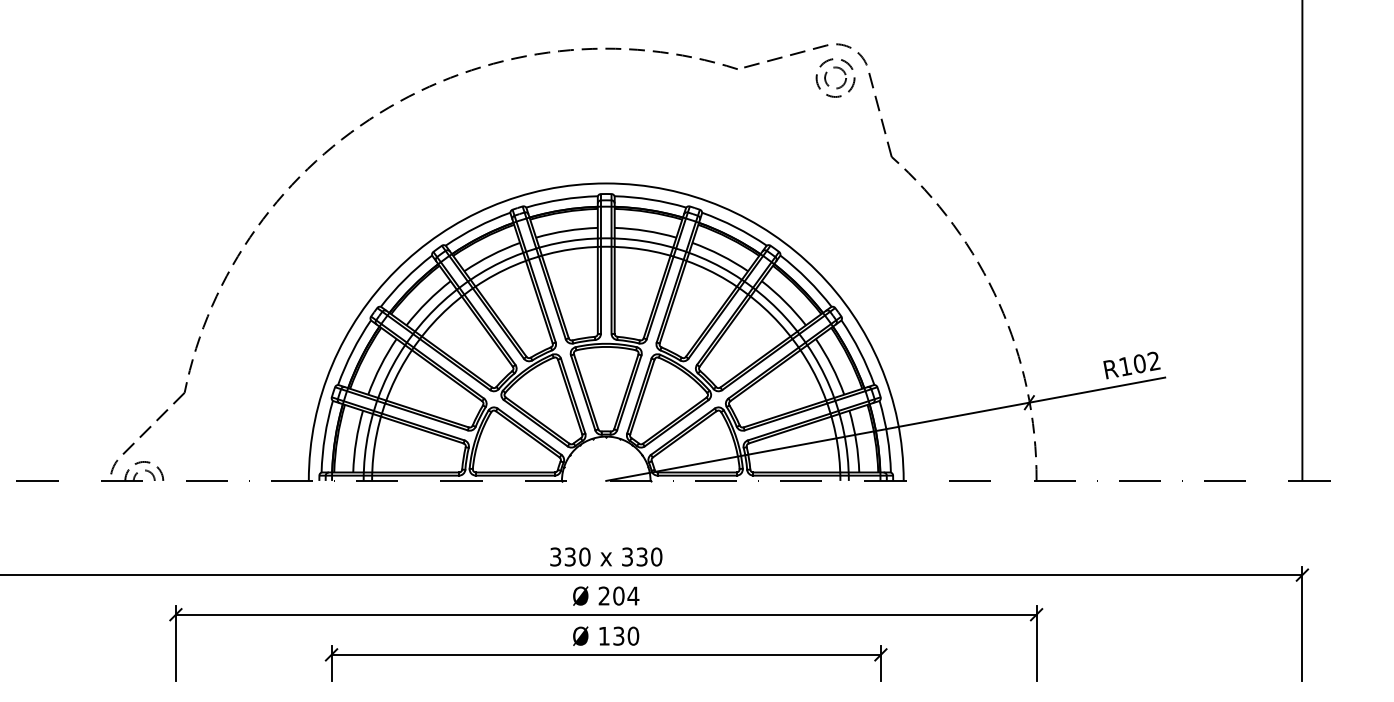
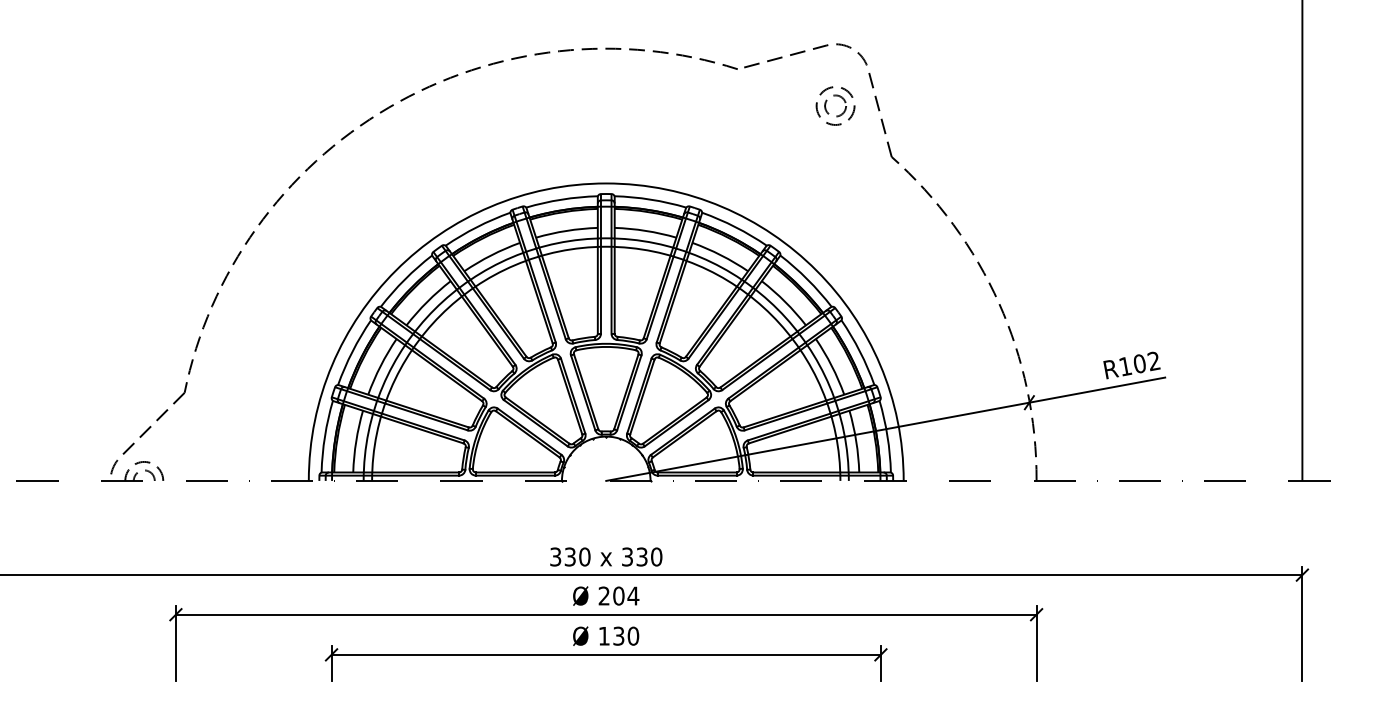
part position: (839, 69) -> (839, 97) (839, 97)
